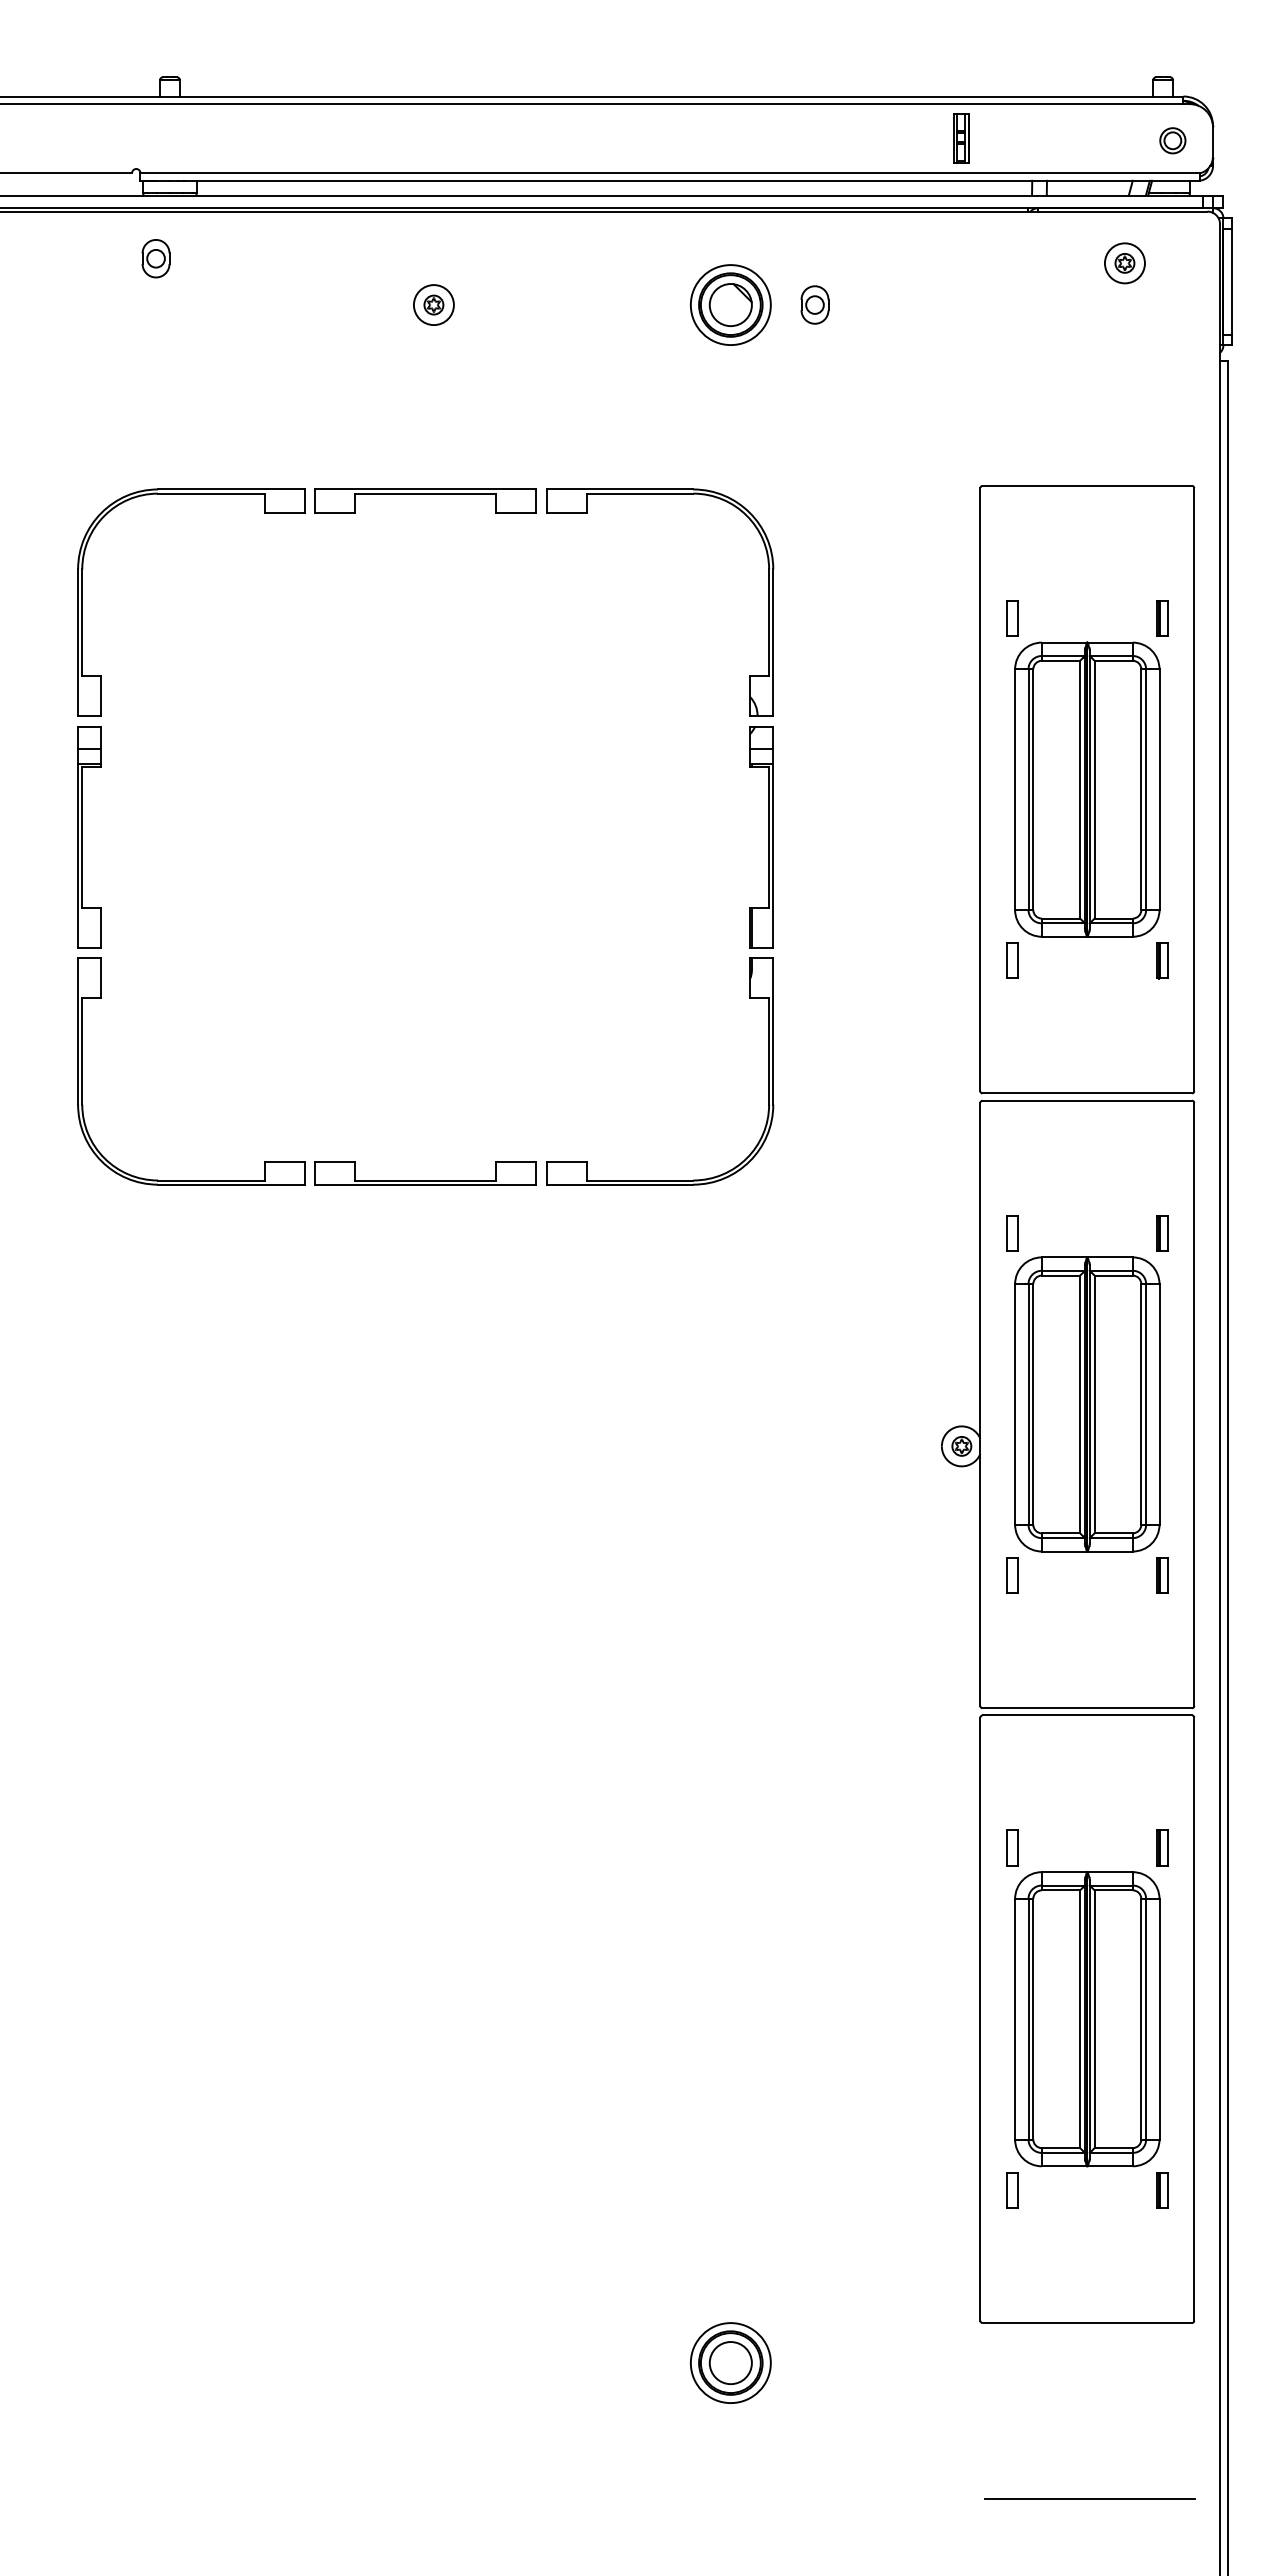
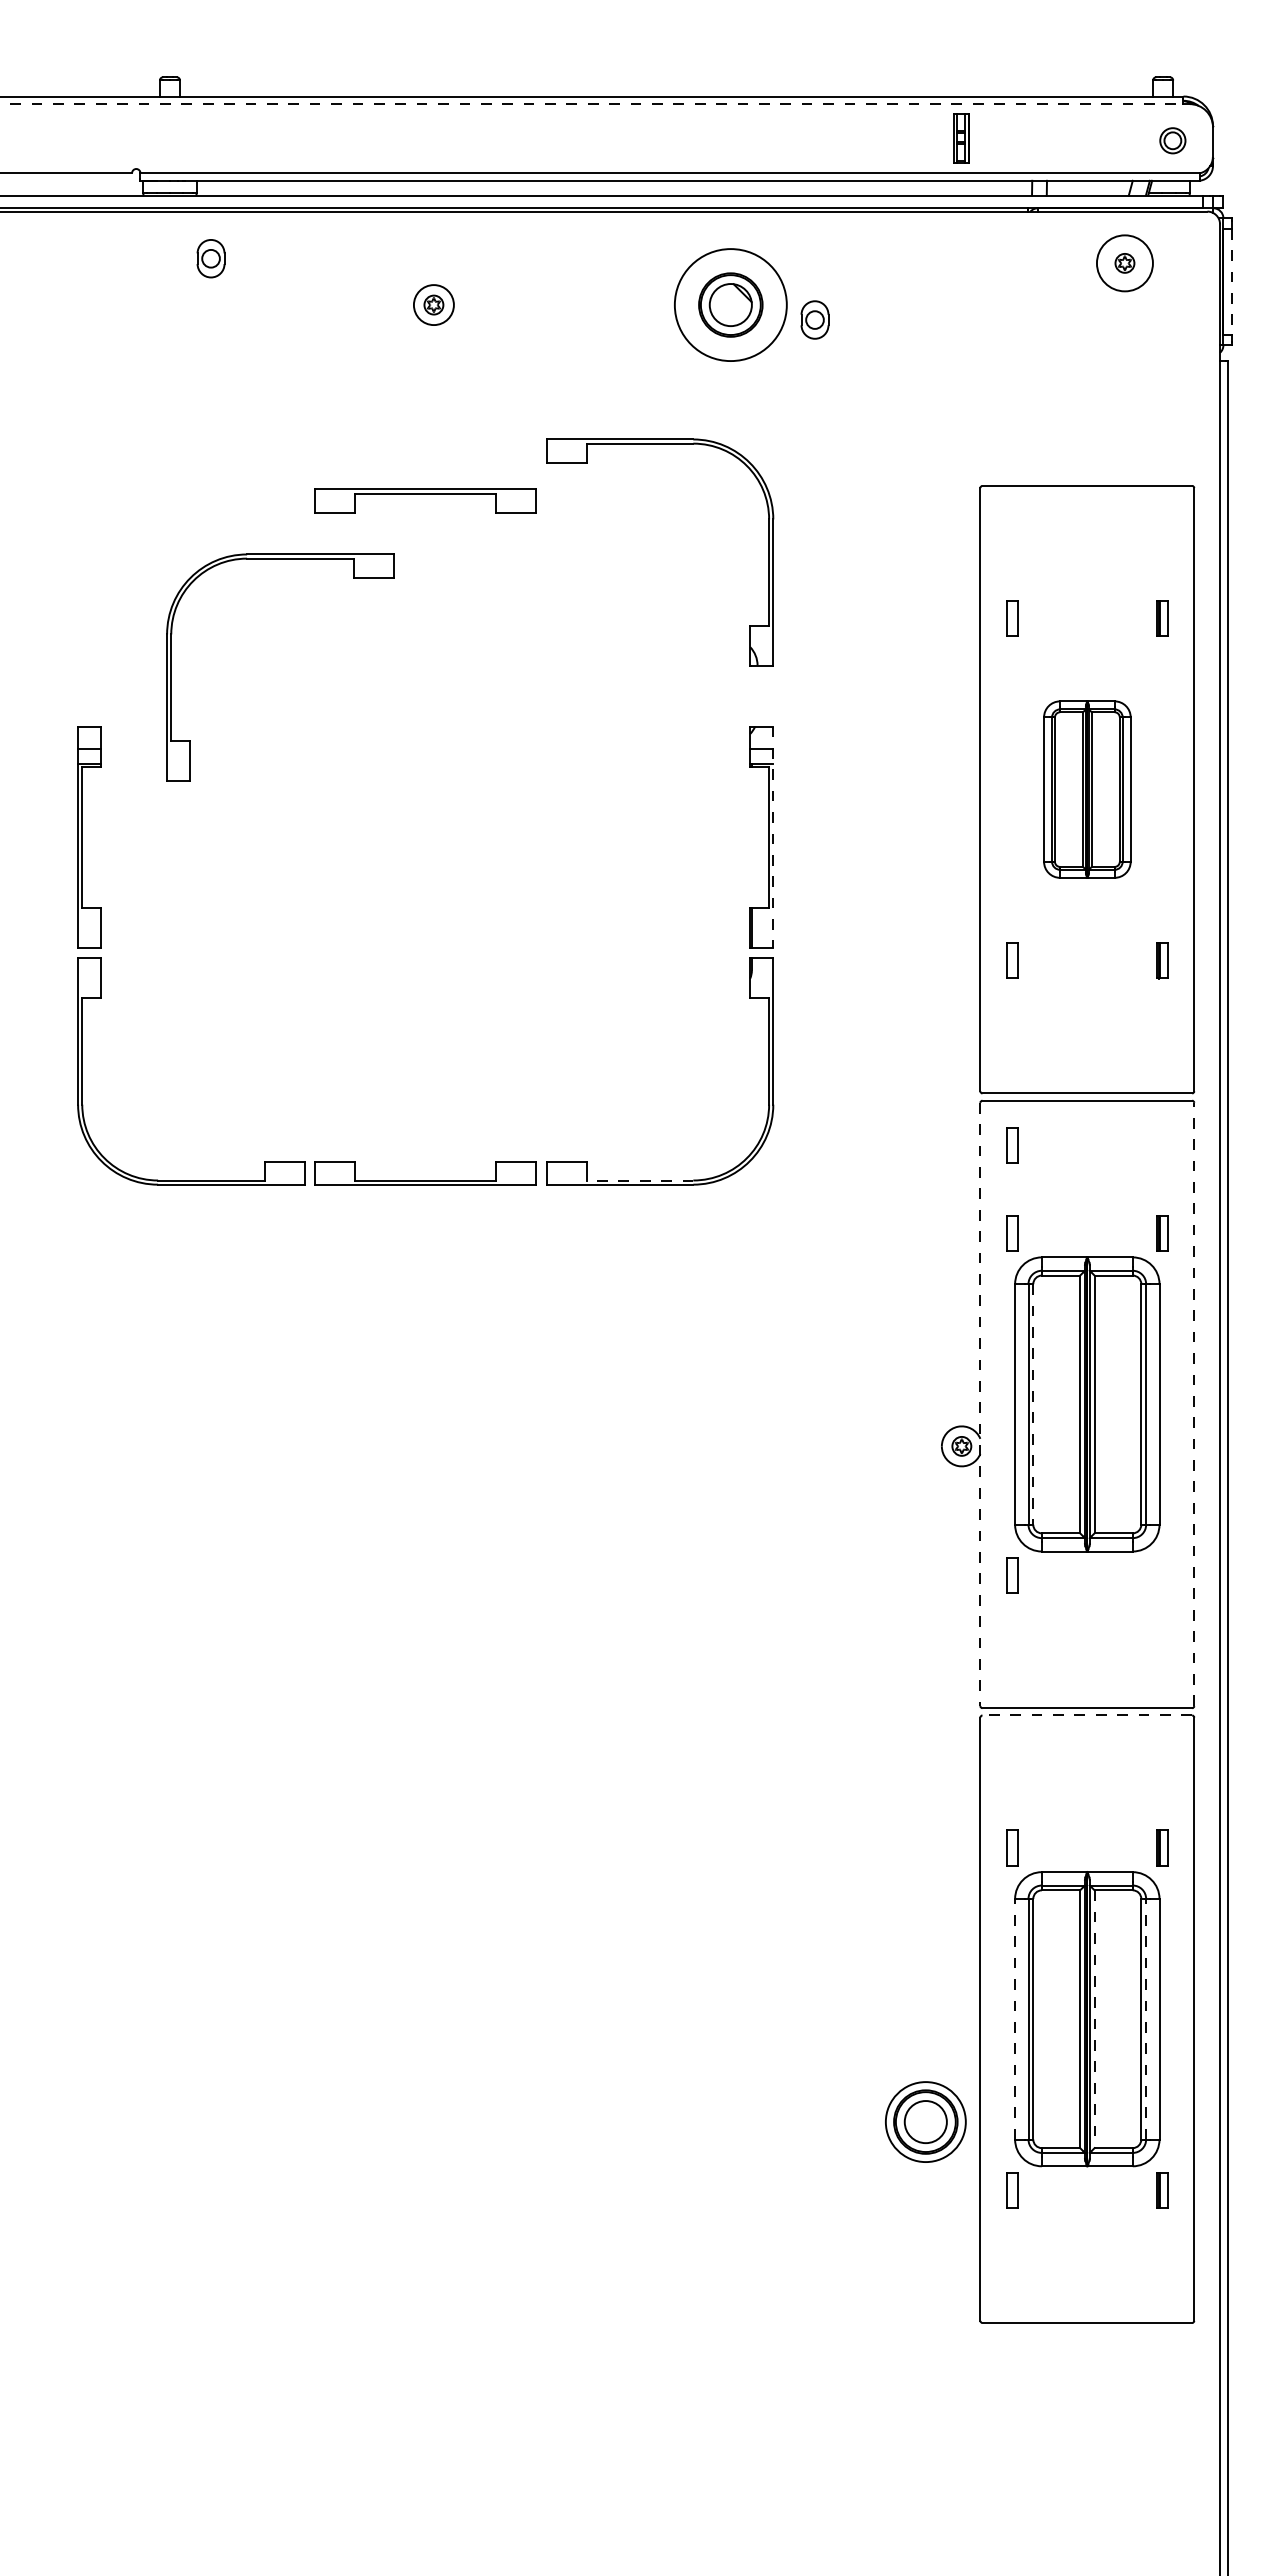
line: solid -> dashed (592, 104)
part position: (155, 258) -> (210, 258) (210, 258)
circle diameter: 40 px -> 56 px (1124, 263)
line: solid -> dashed (1231, 281)
part position: (814, 304) -> (814, 319) (814, 319)
circle diameter: 80 px -> 112 px (730, 305)
part position: (191, 494) -> (280, 559) (280, 559)
part position: (660, 494) -> (660, 444) (660, 444)
part size: 147x297 px -> 89x179 px (1087, 789)
line: solid -> dashed (773, 837)
part: none -> present (1012, 1145)
line: solid -> dashed (639, 1180)
line: solid -> dashed (980, 1404)
line: solid -> dashed (1033, 1404)
line: solid -> dashed (1194, 1404)
part: present -> none (1162, 1575)
line: solid -> dashed (1087, 1715)
line: solid -> dashed (1015, 2018)
line: solid -> dashed (1146, 2018)
line: solid -> dashed (1094, 2019)
part position: (730, 2362) -> (925, 2121) (925, 2121)
line: present -> none (1089, 2498)
